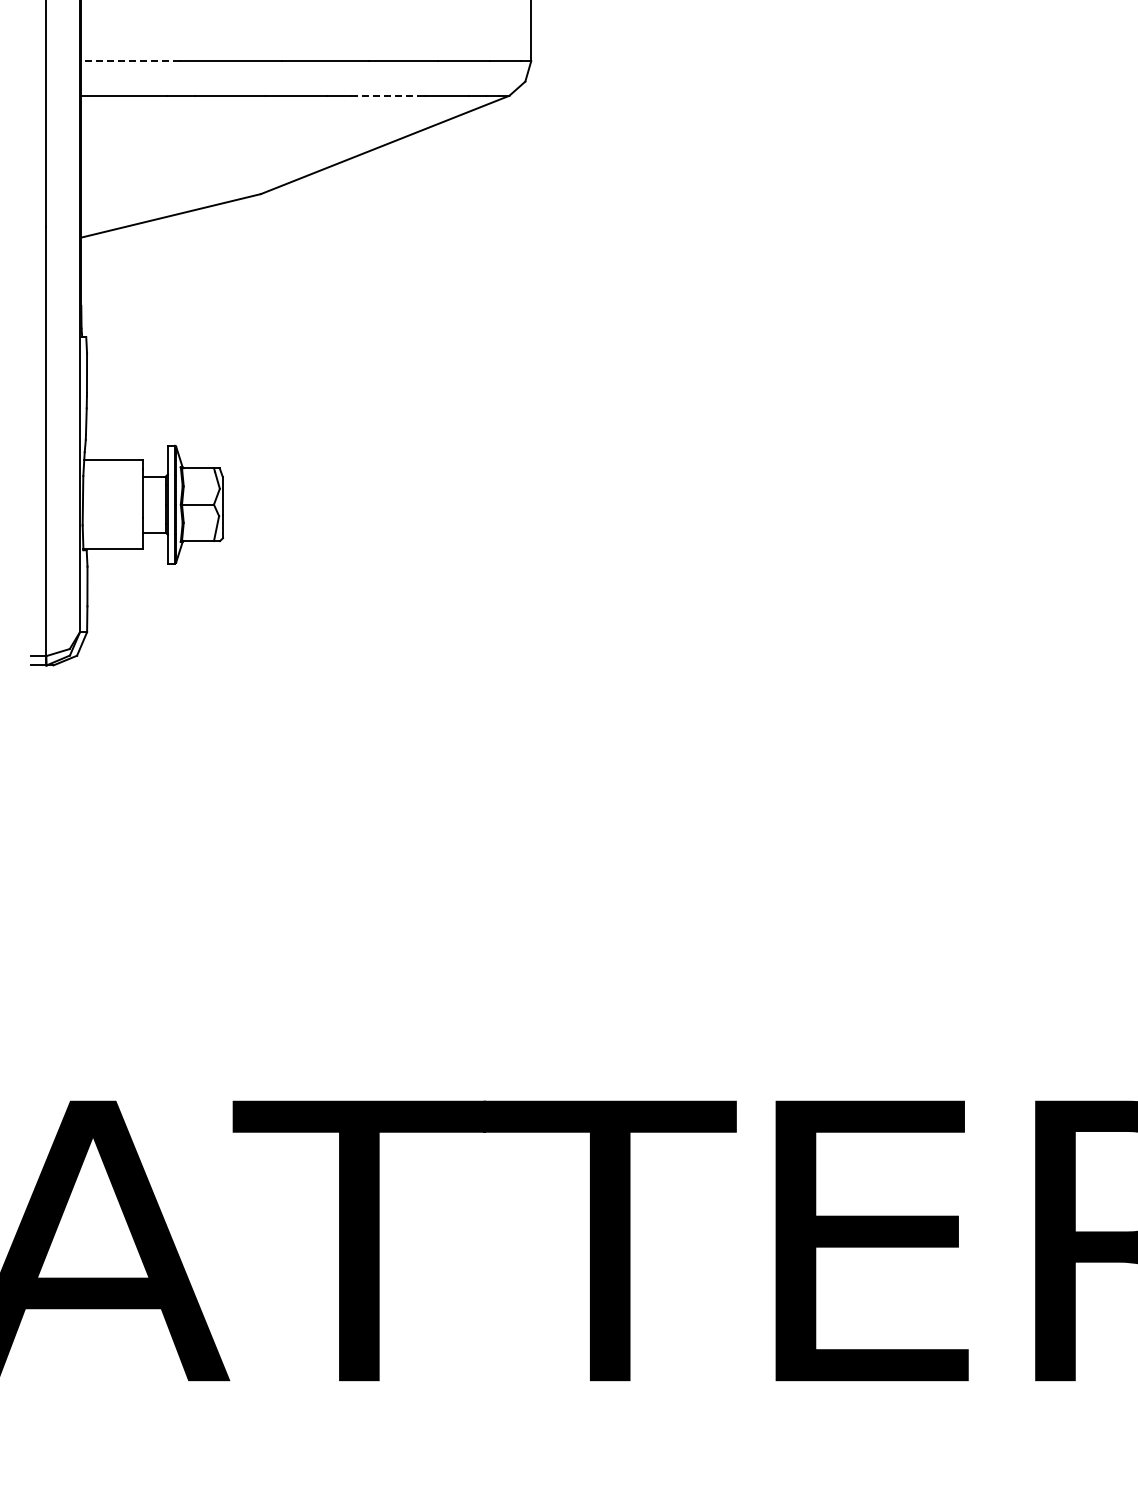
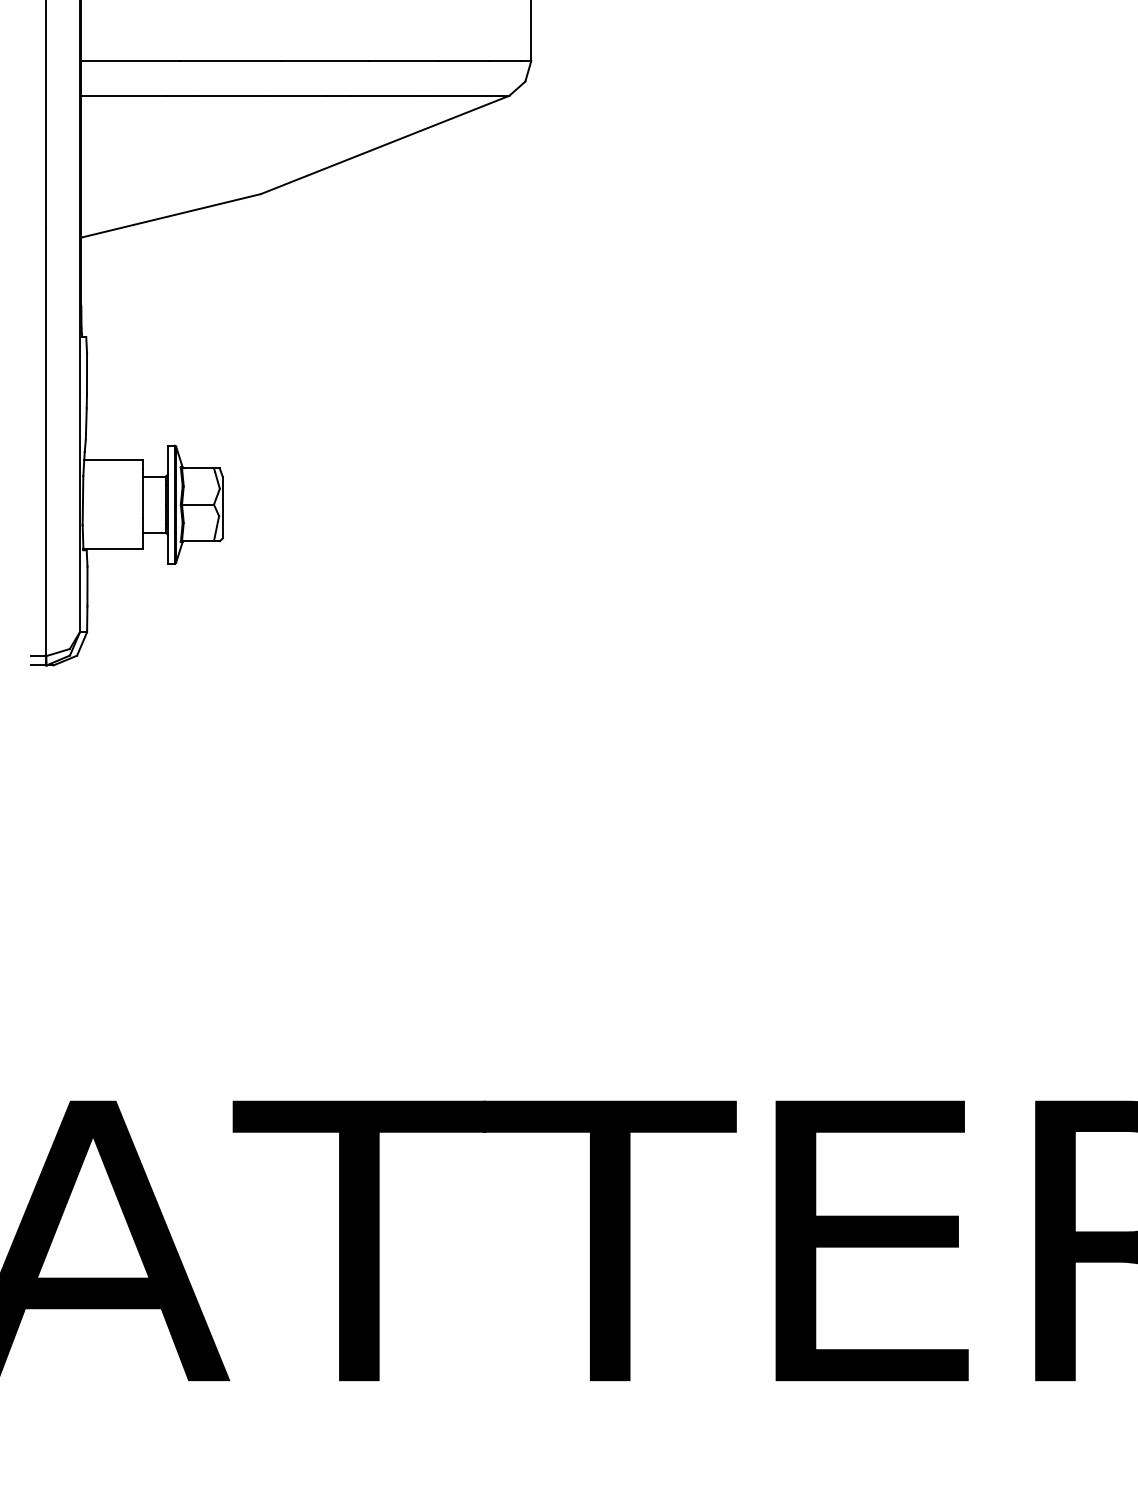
line: dashed -> solid (130, 61)
line: dashed -> solid (385, 95)
